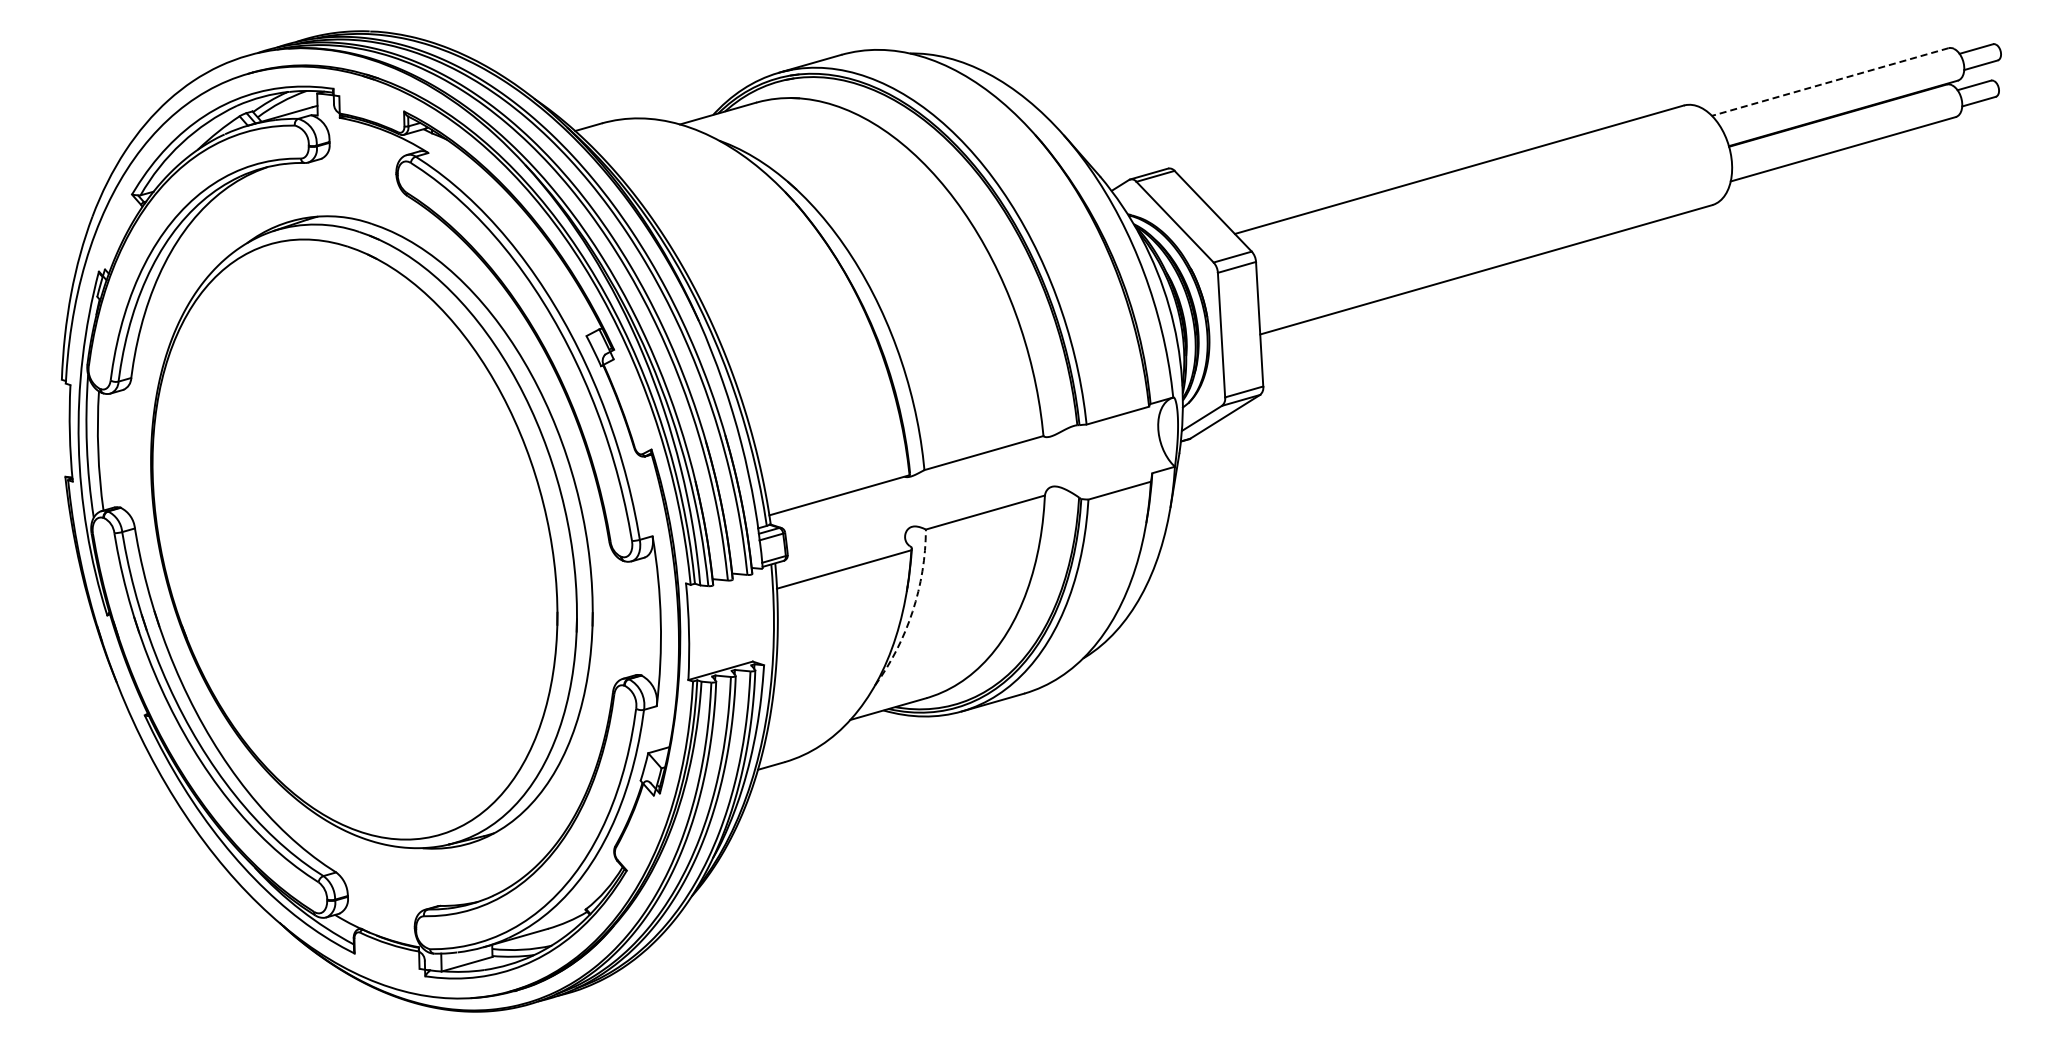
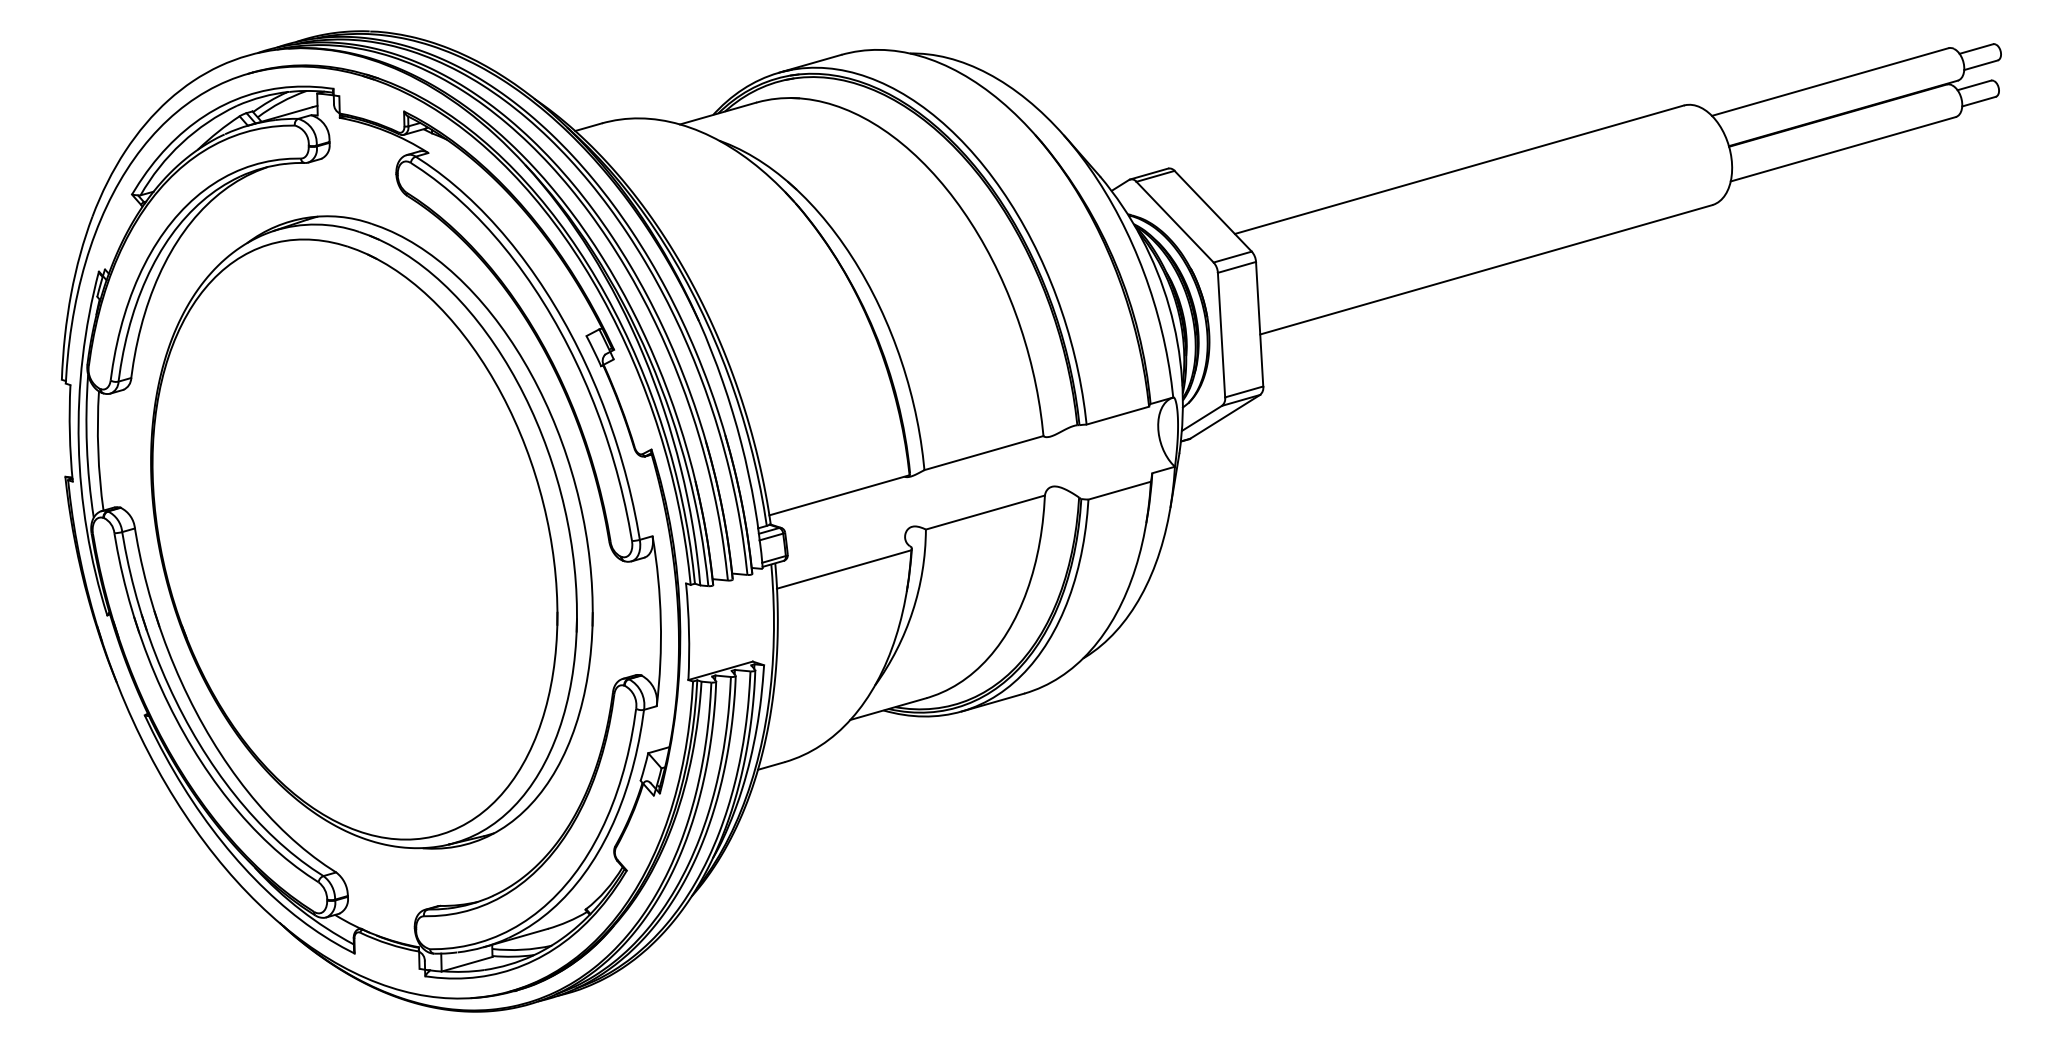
line: dashed -> solid (1829, 82)
arc: dashed -> solid (912, 611)
